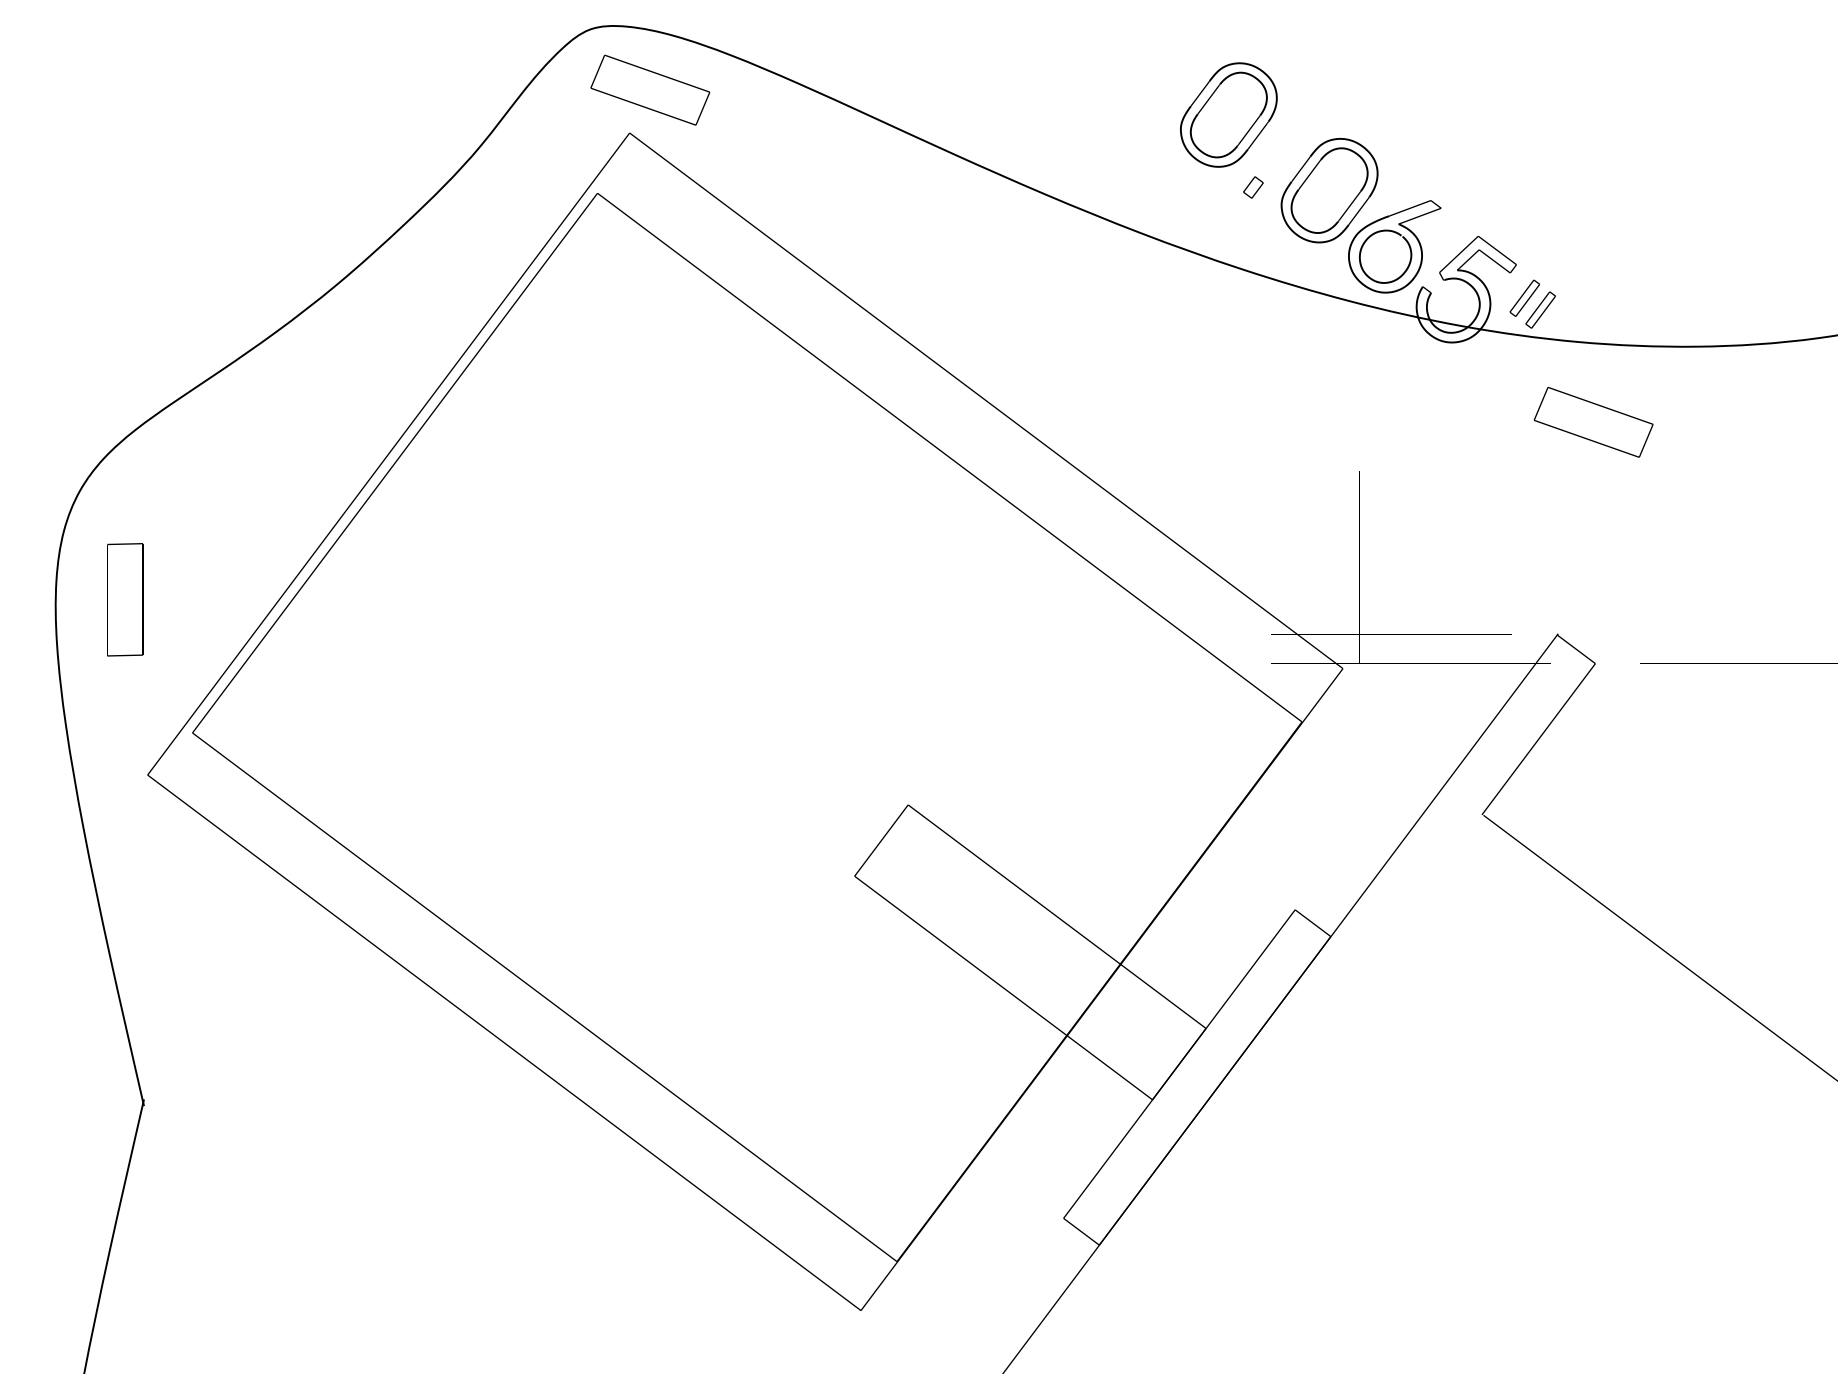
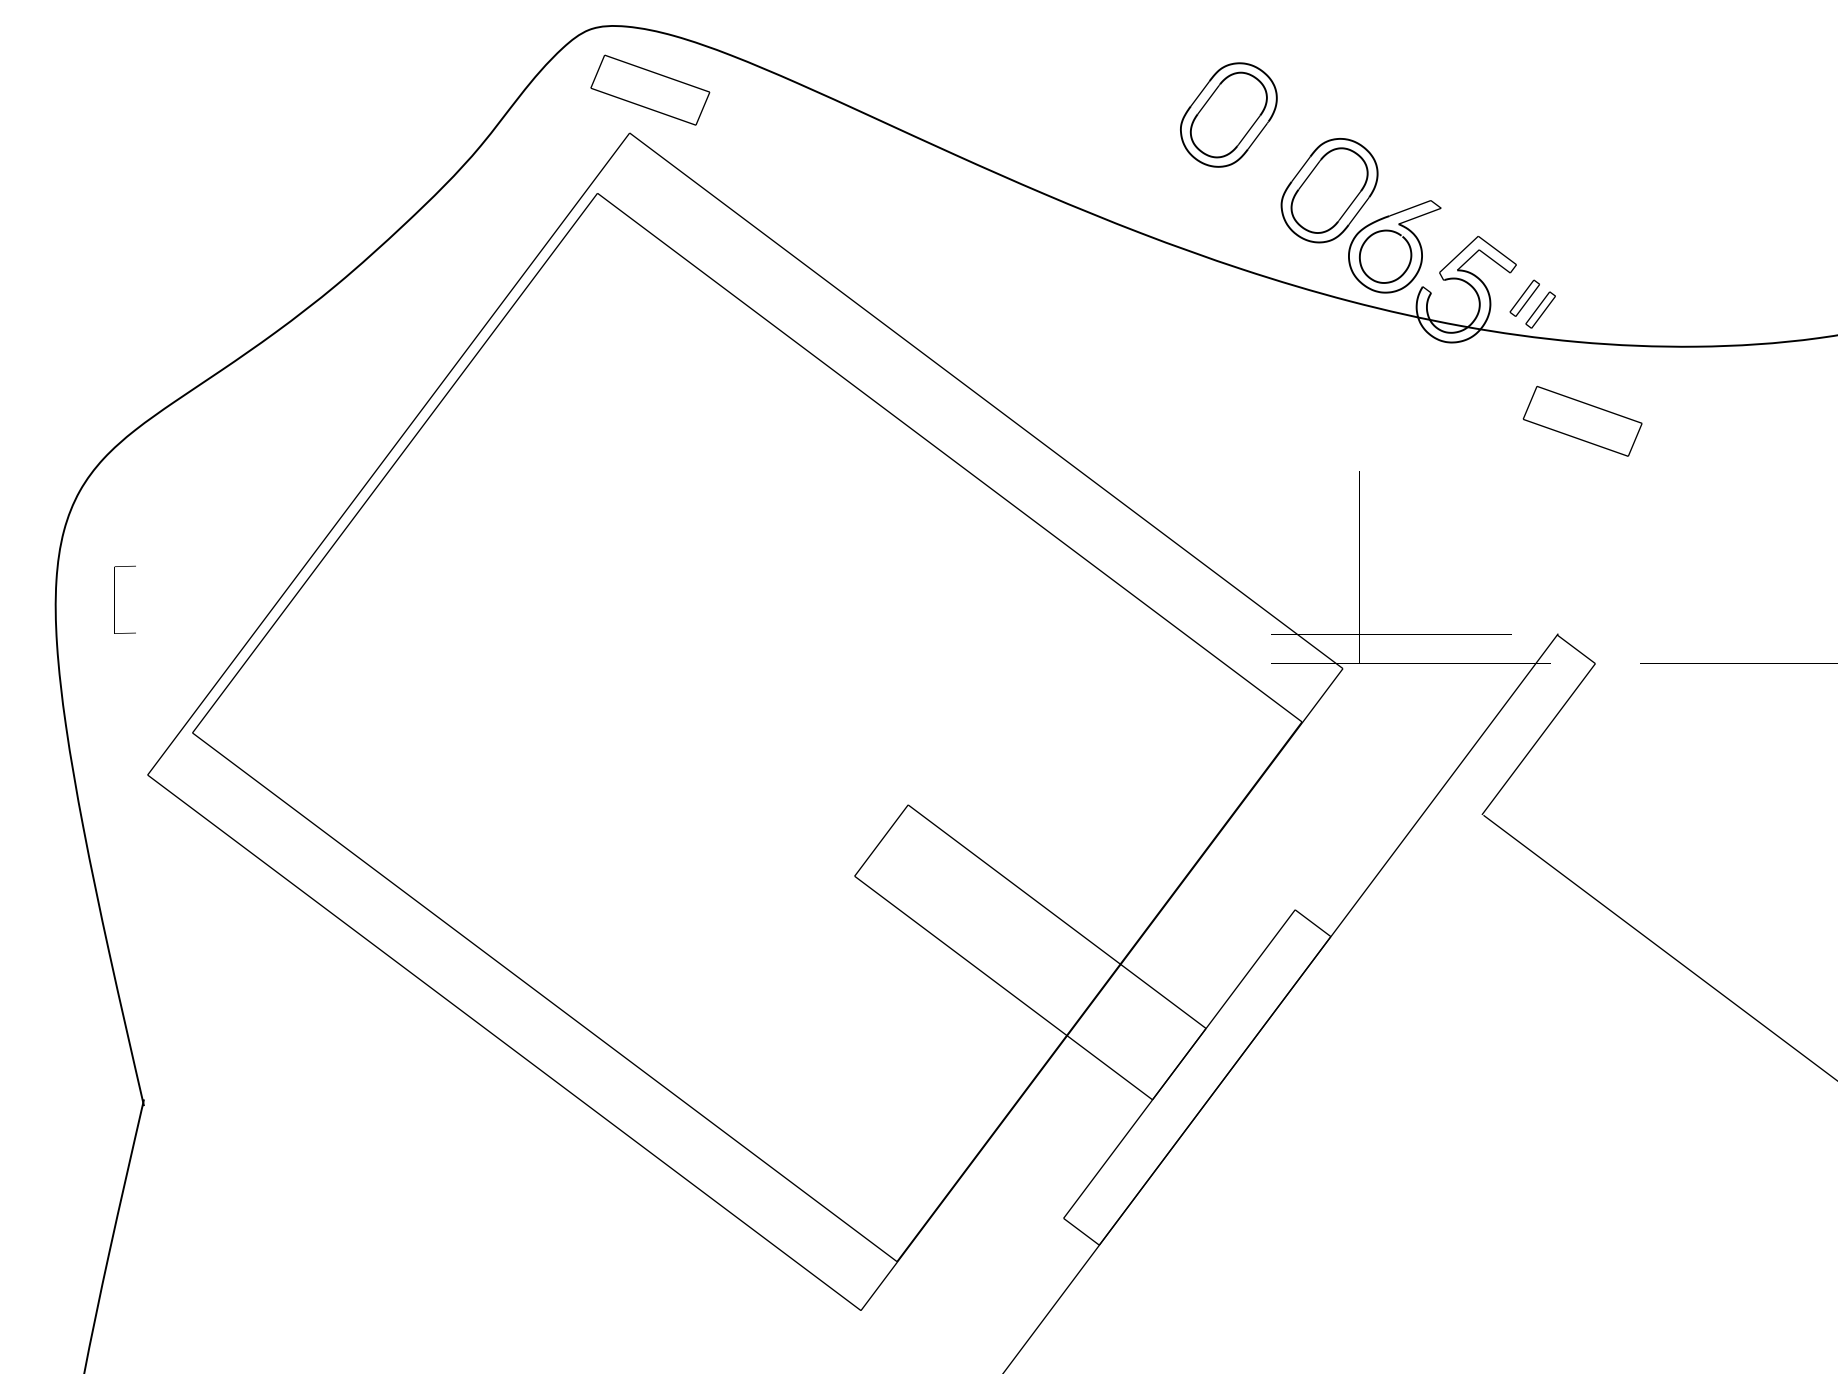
part: present -> none (1253, 187)
part position: (1593, 421) -> (1582, 420) (1582, 420)
part size: 37x114 px -> 22x69 px (124, 599)
